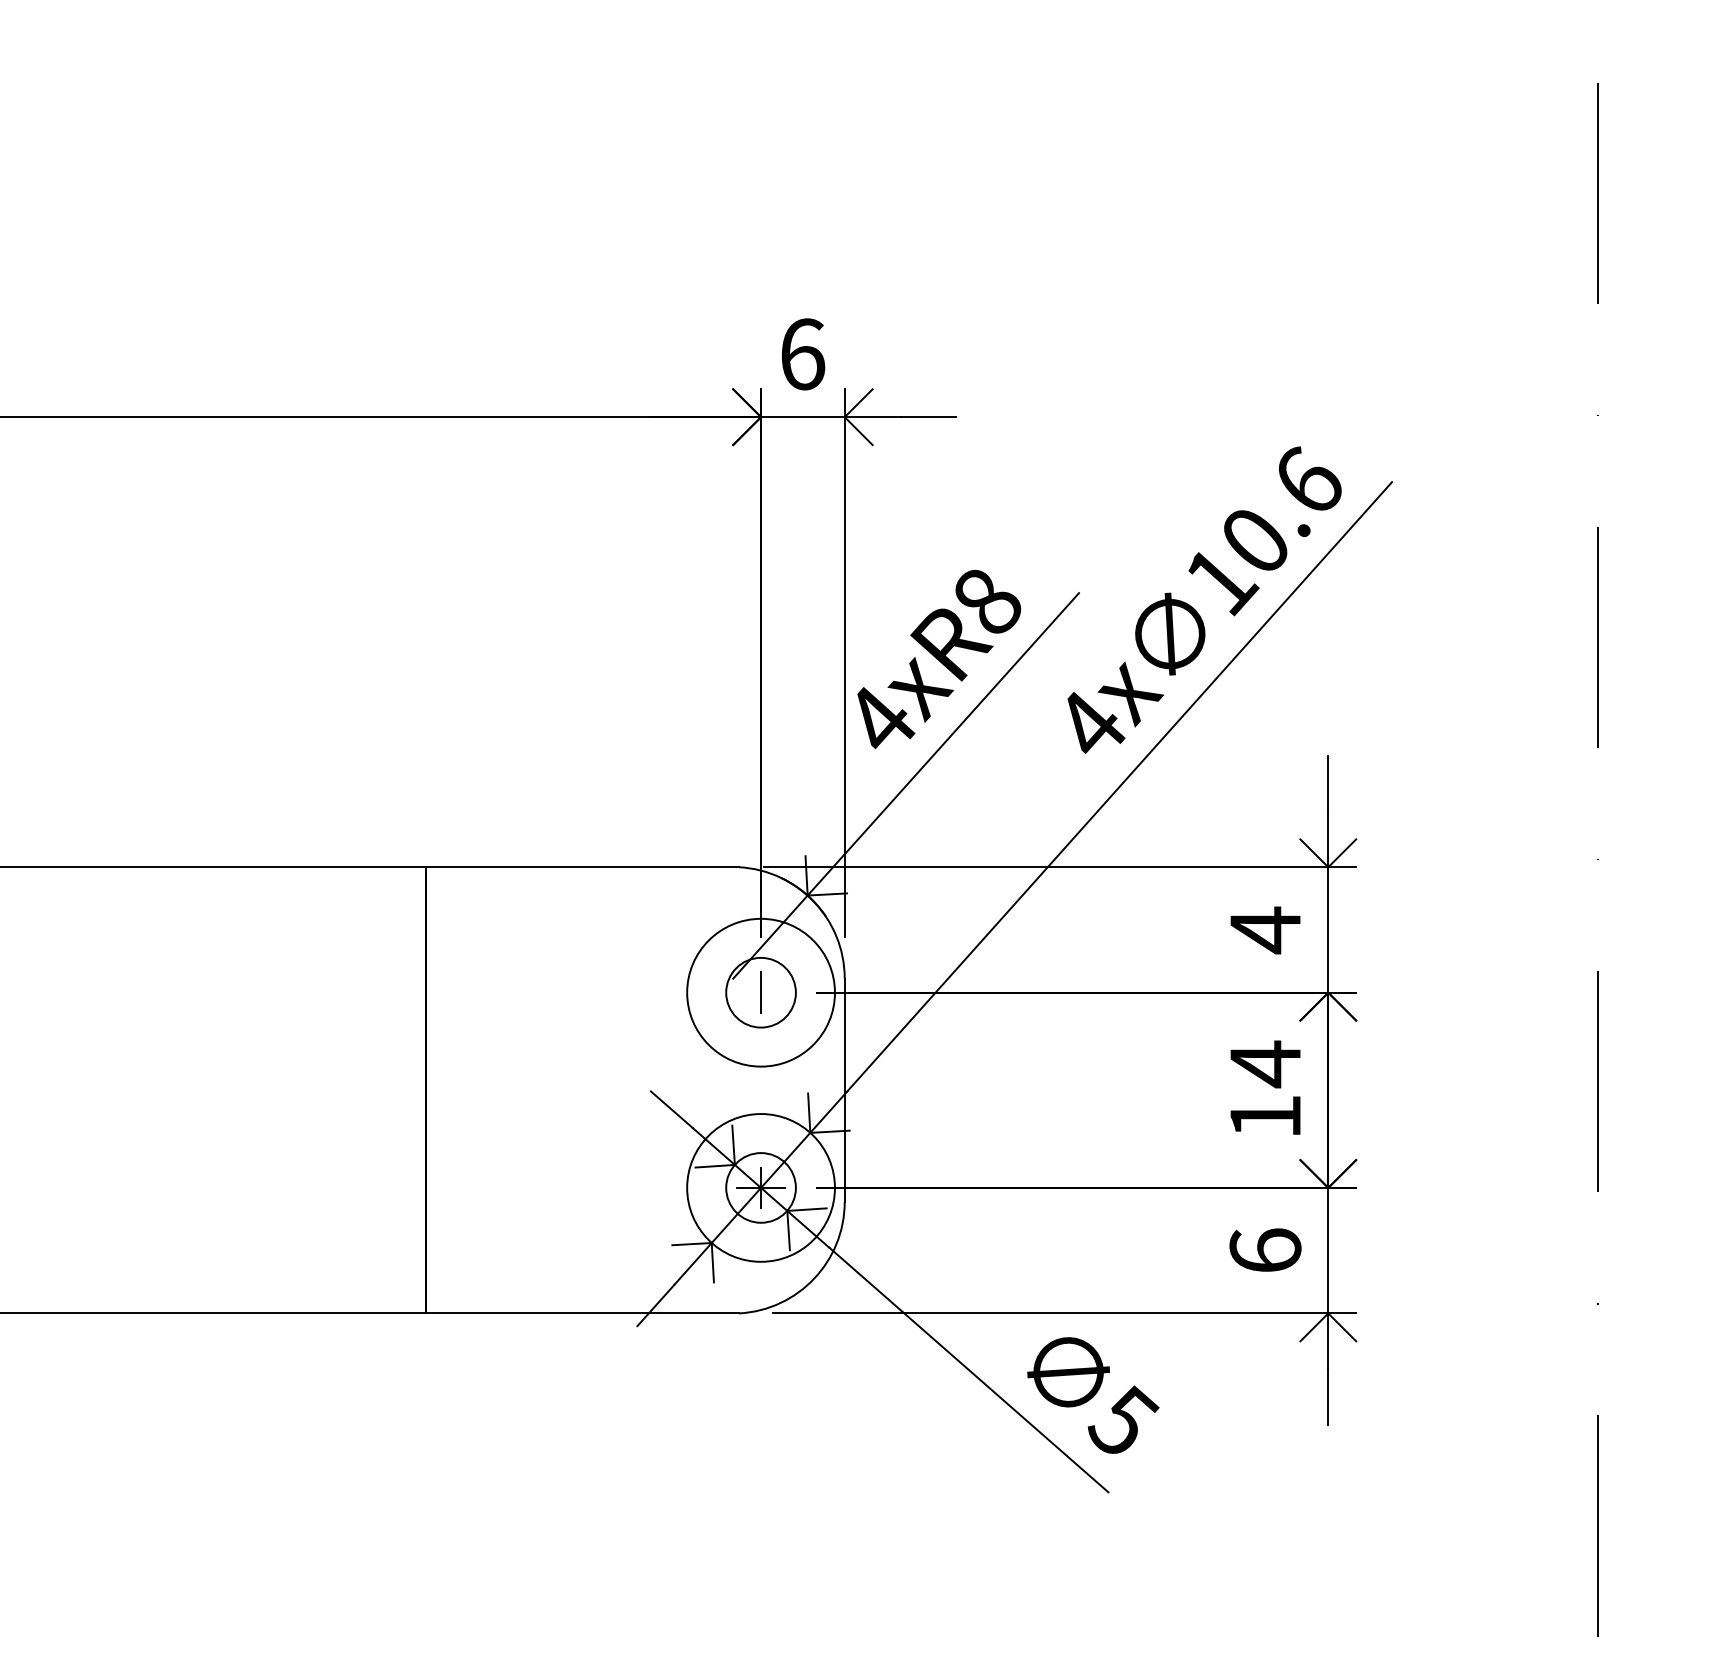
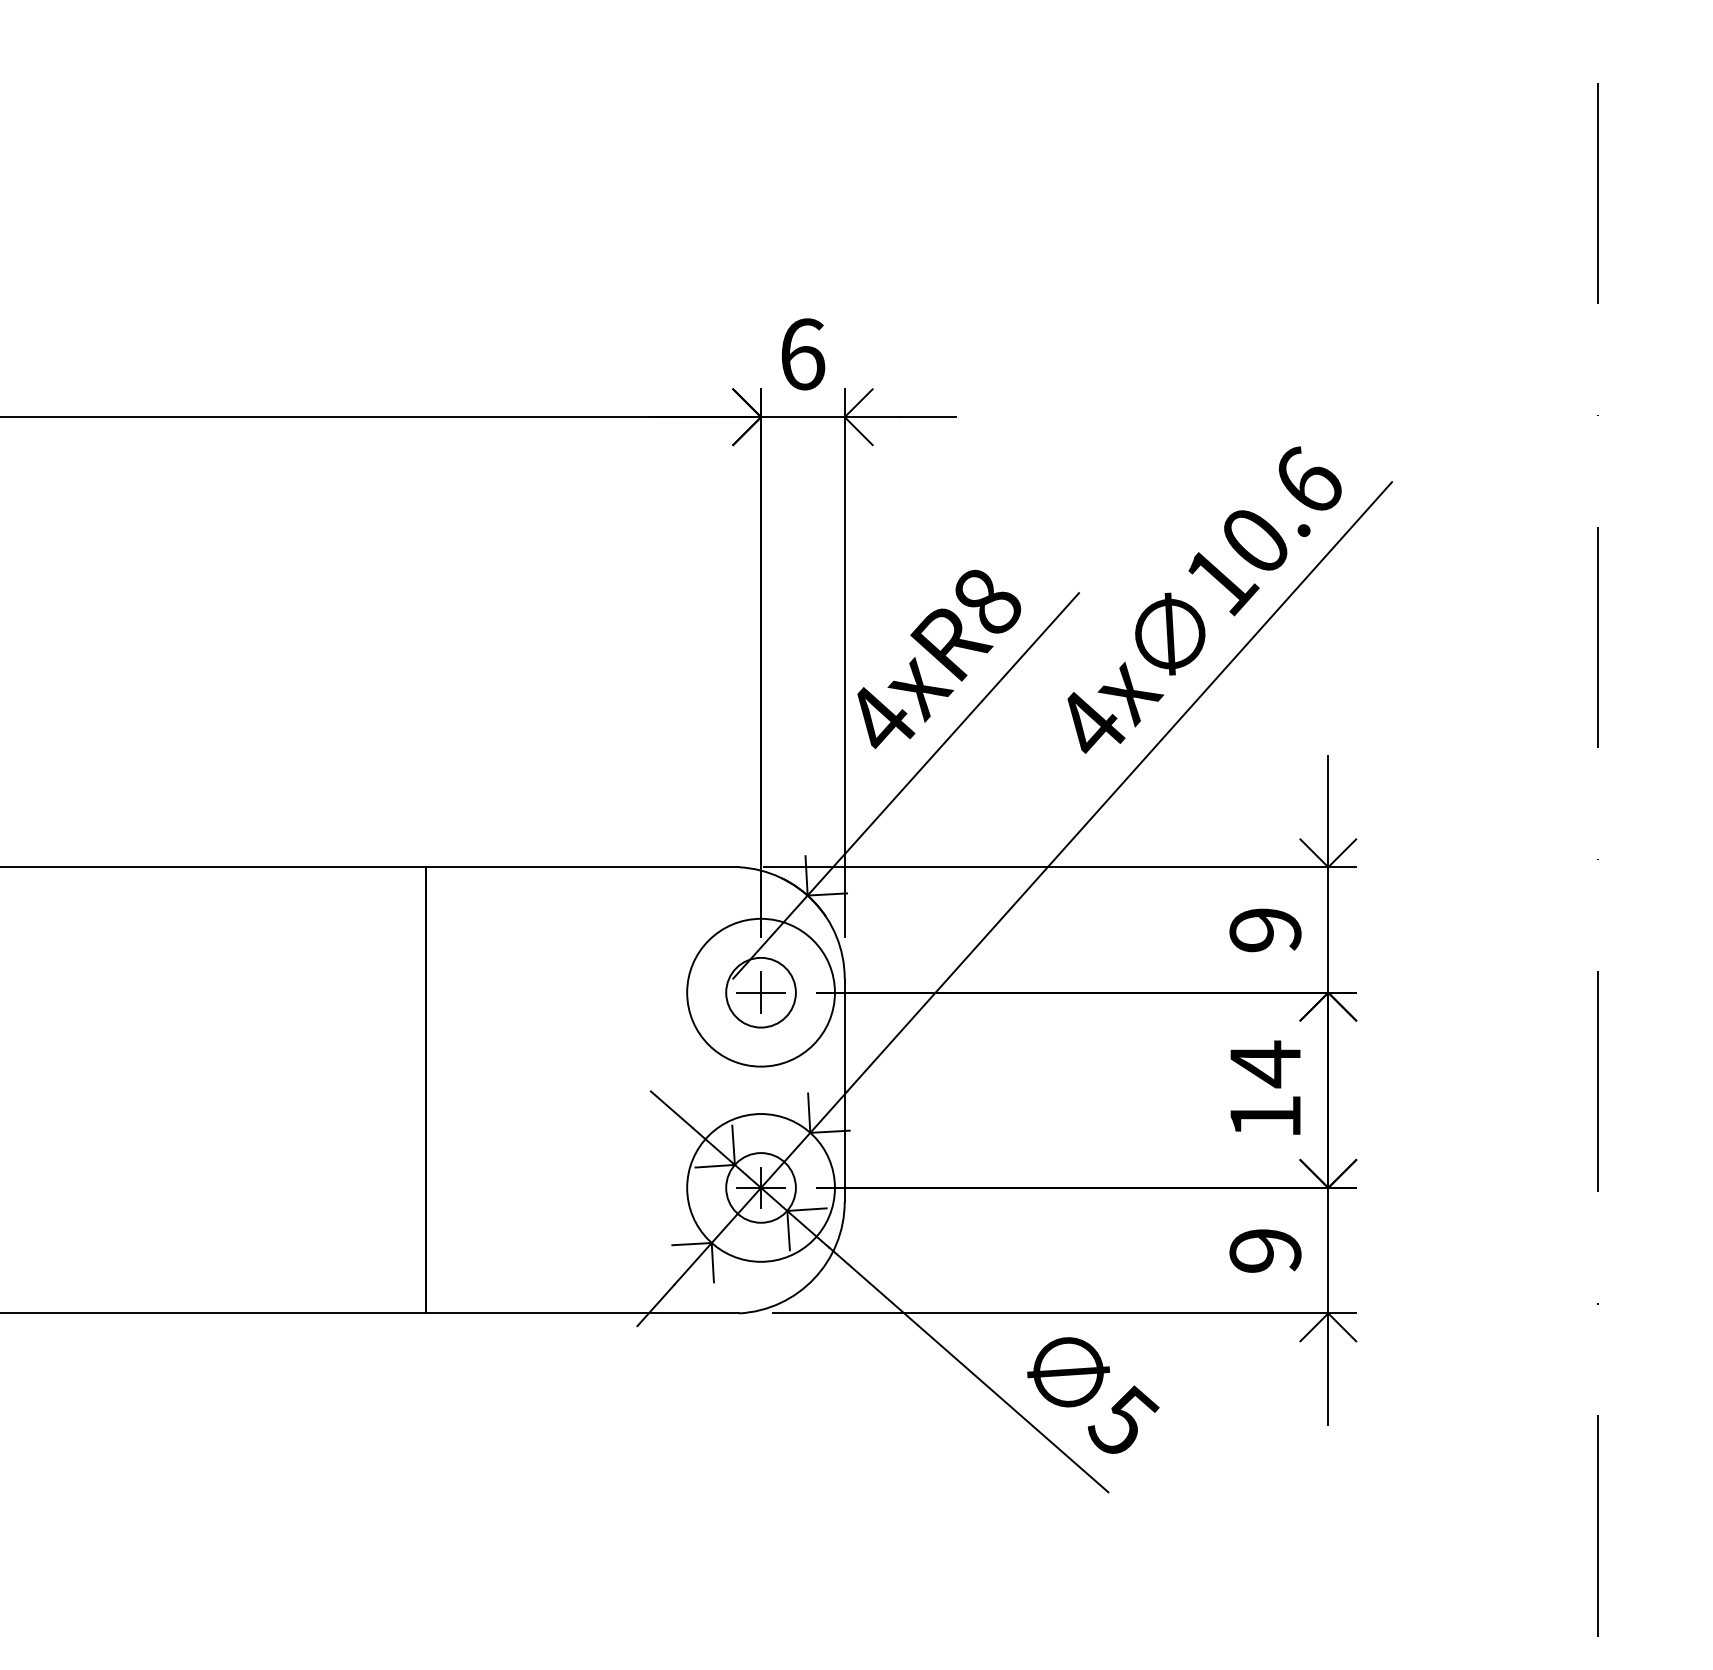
text: 4 -> 9 (1265, 930)
line: none -> present (760, 992)
text: 6 -> 9 (1265, 1250)
